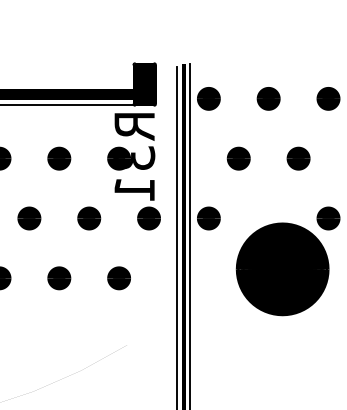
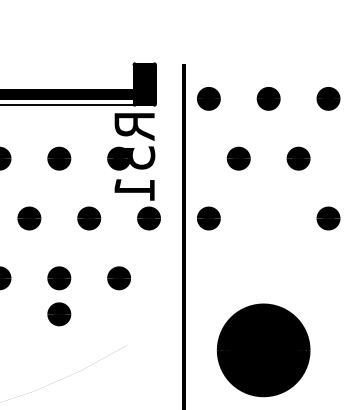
text: R31 -> R51 (139, 157)
line: present -> none (190, 234)
line: present -> none (177, 236)
part position: (282, 269) -> (263, 350) (263, 350)
part: none -> present (59, 314)
